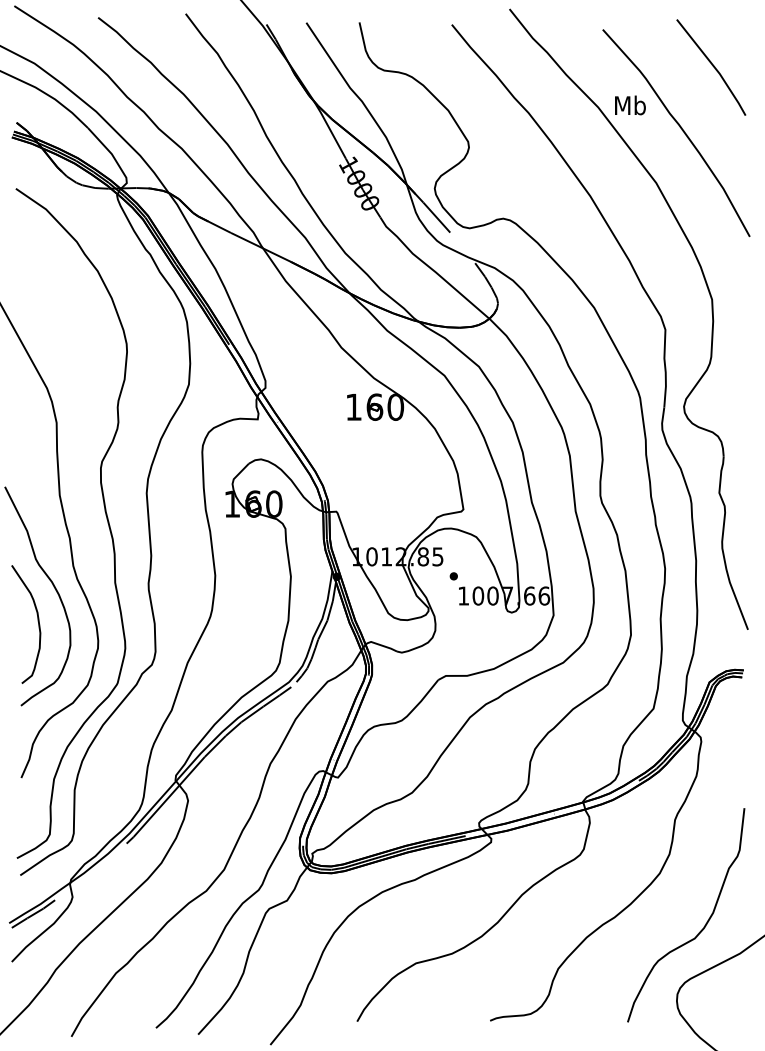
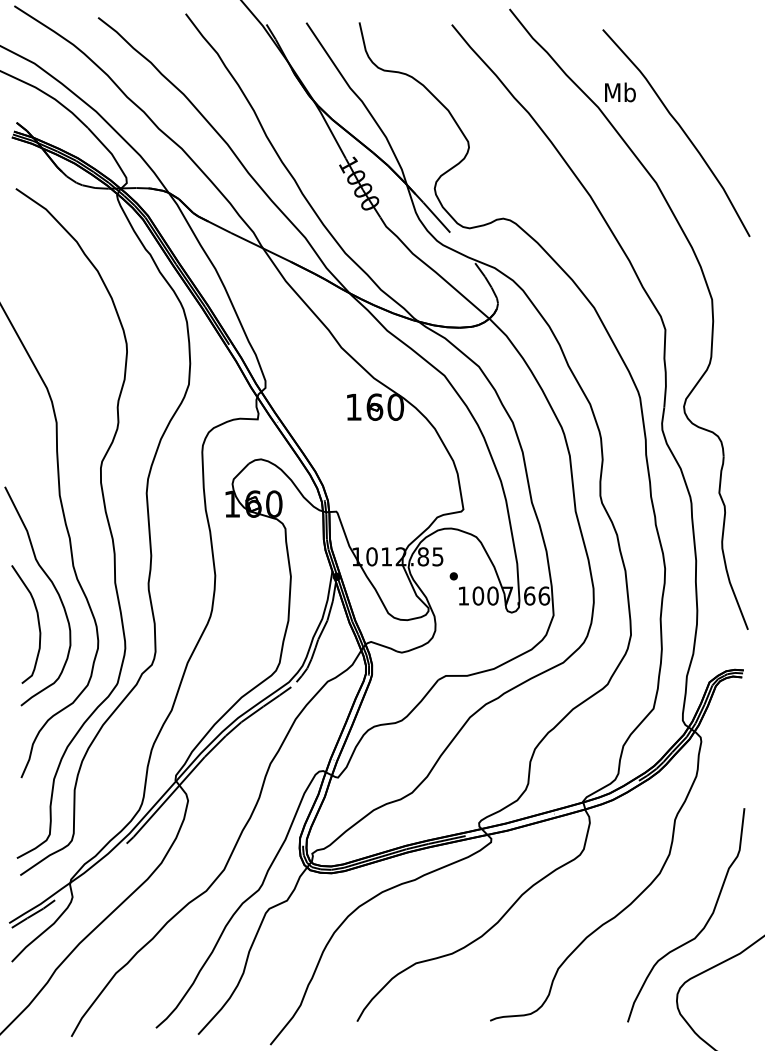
line: present -> none (712, 66)
text position: (630, 105) -> (620, 92) (620, 92)
